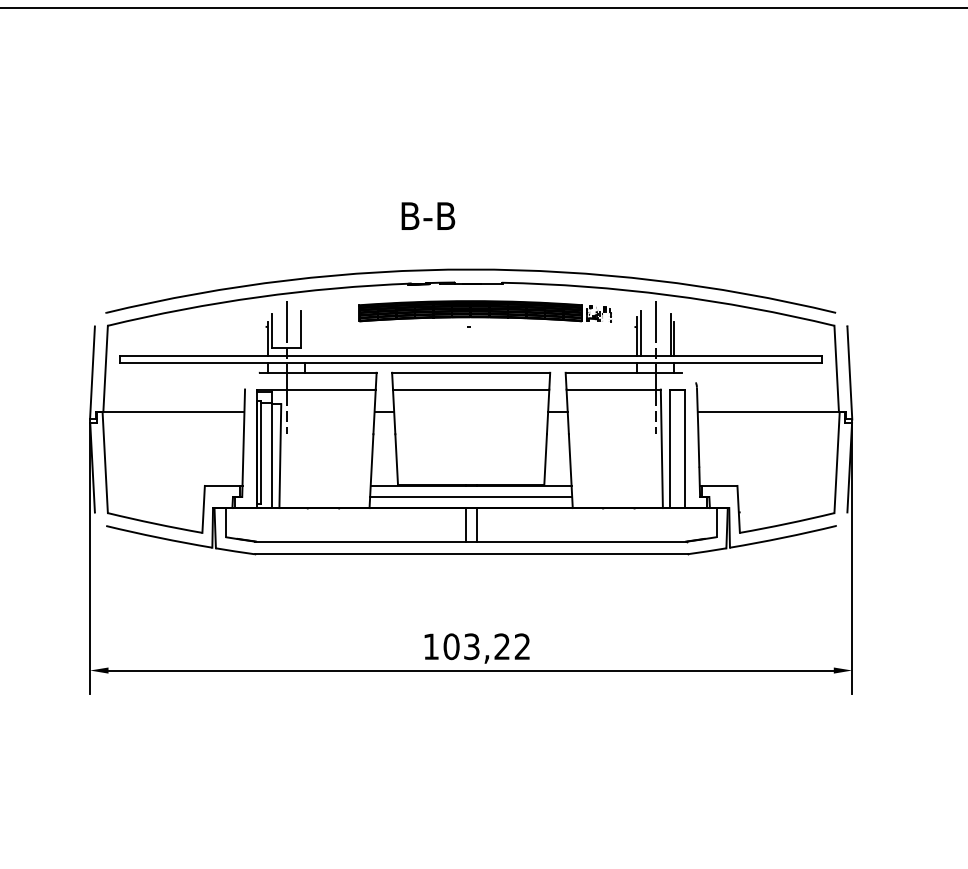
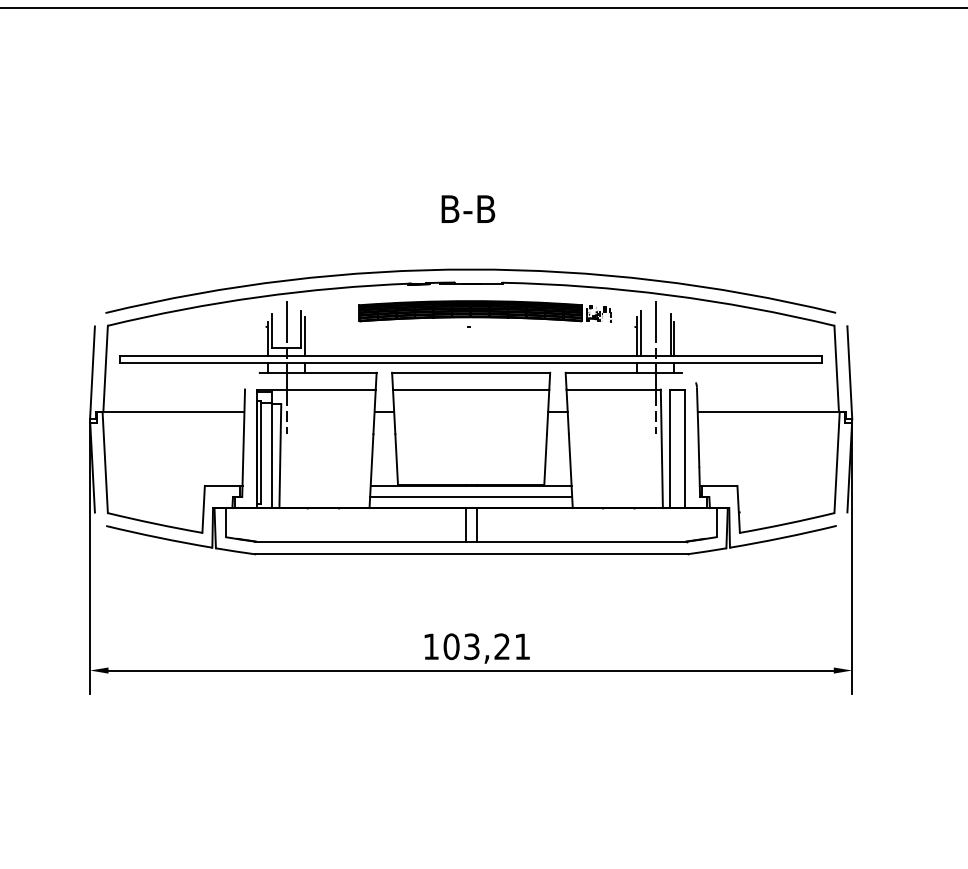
text position: (428, 215) -> (468, 208) (468, 208)
line: none -> present (304, 336)
text: 103,22 -> 103,21 (521, 646)
